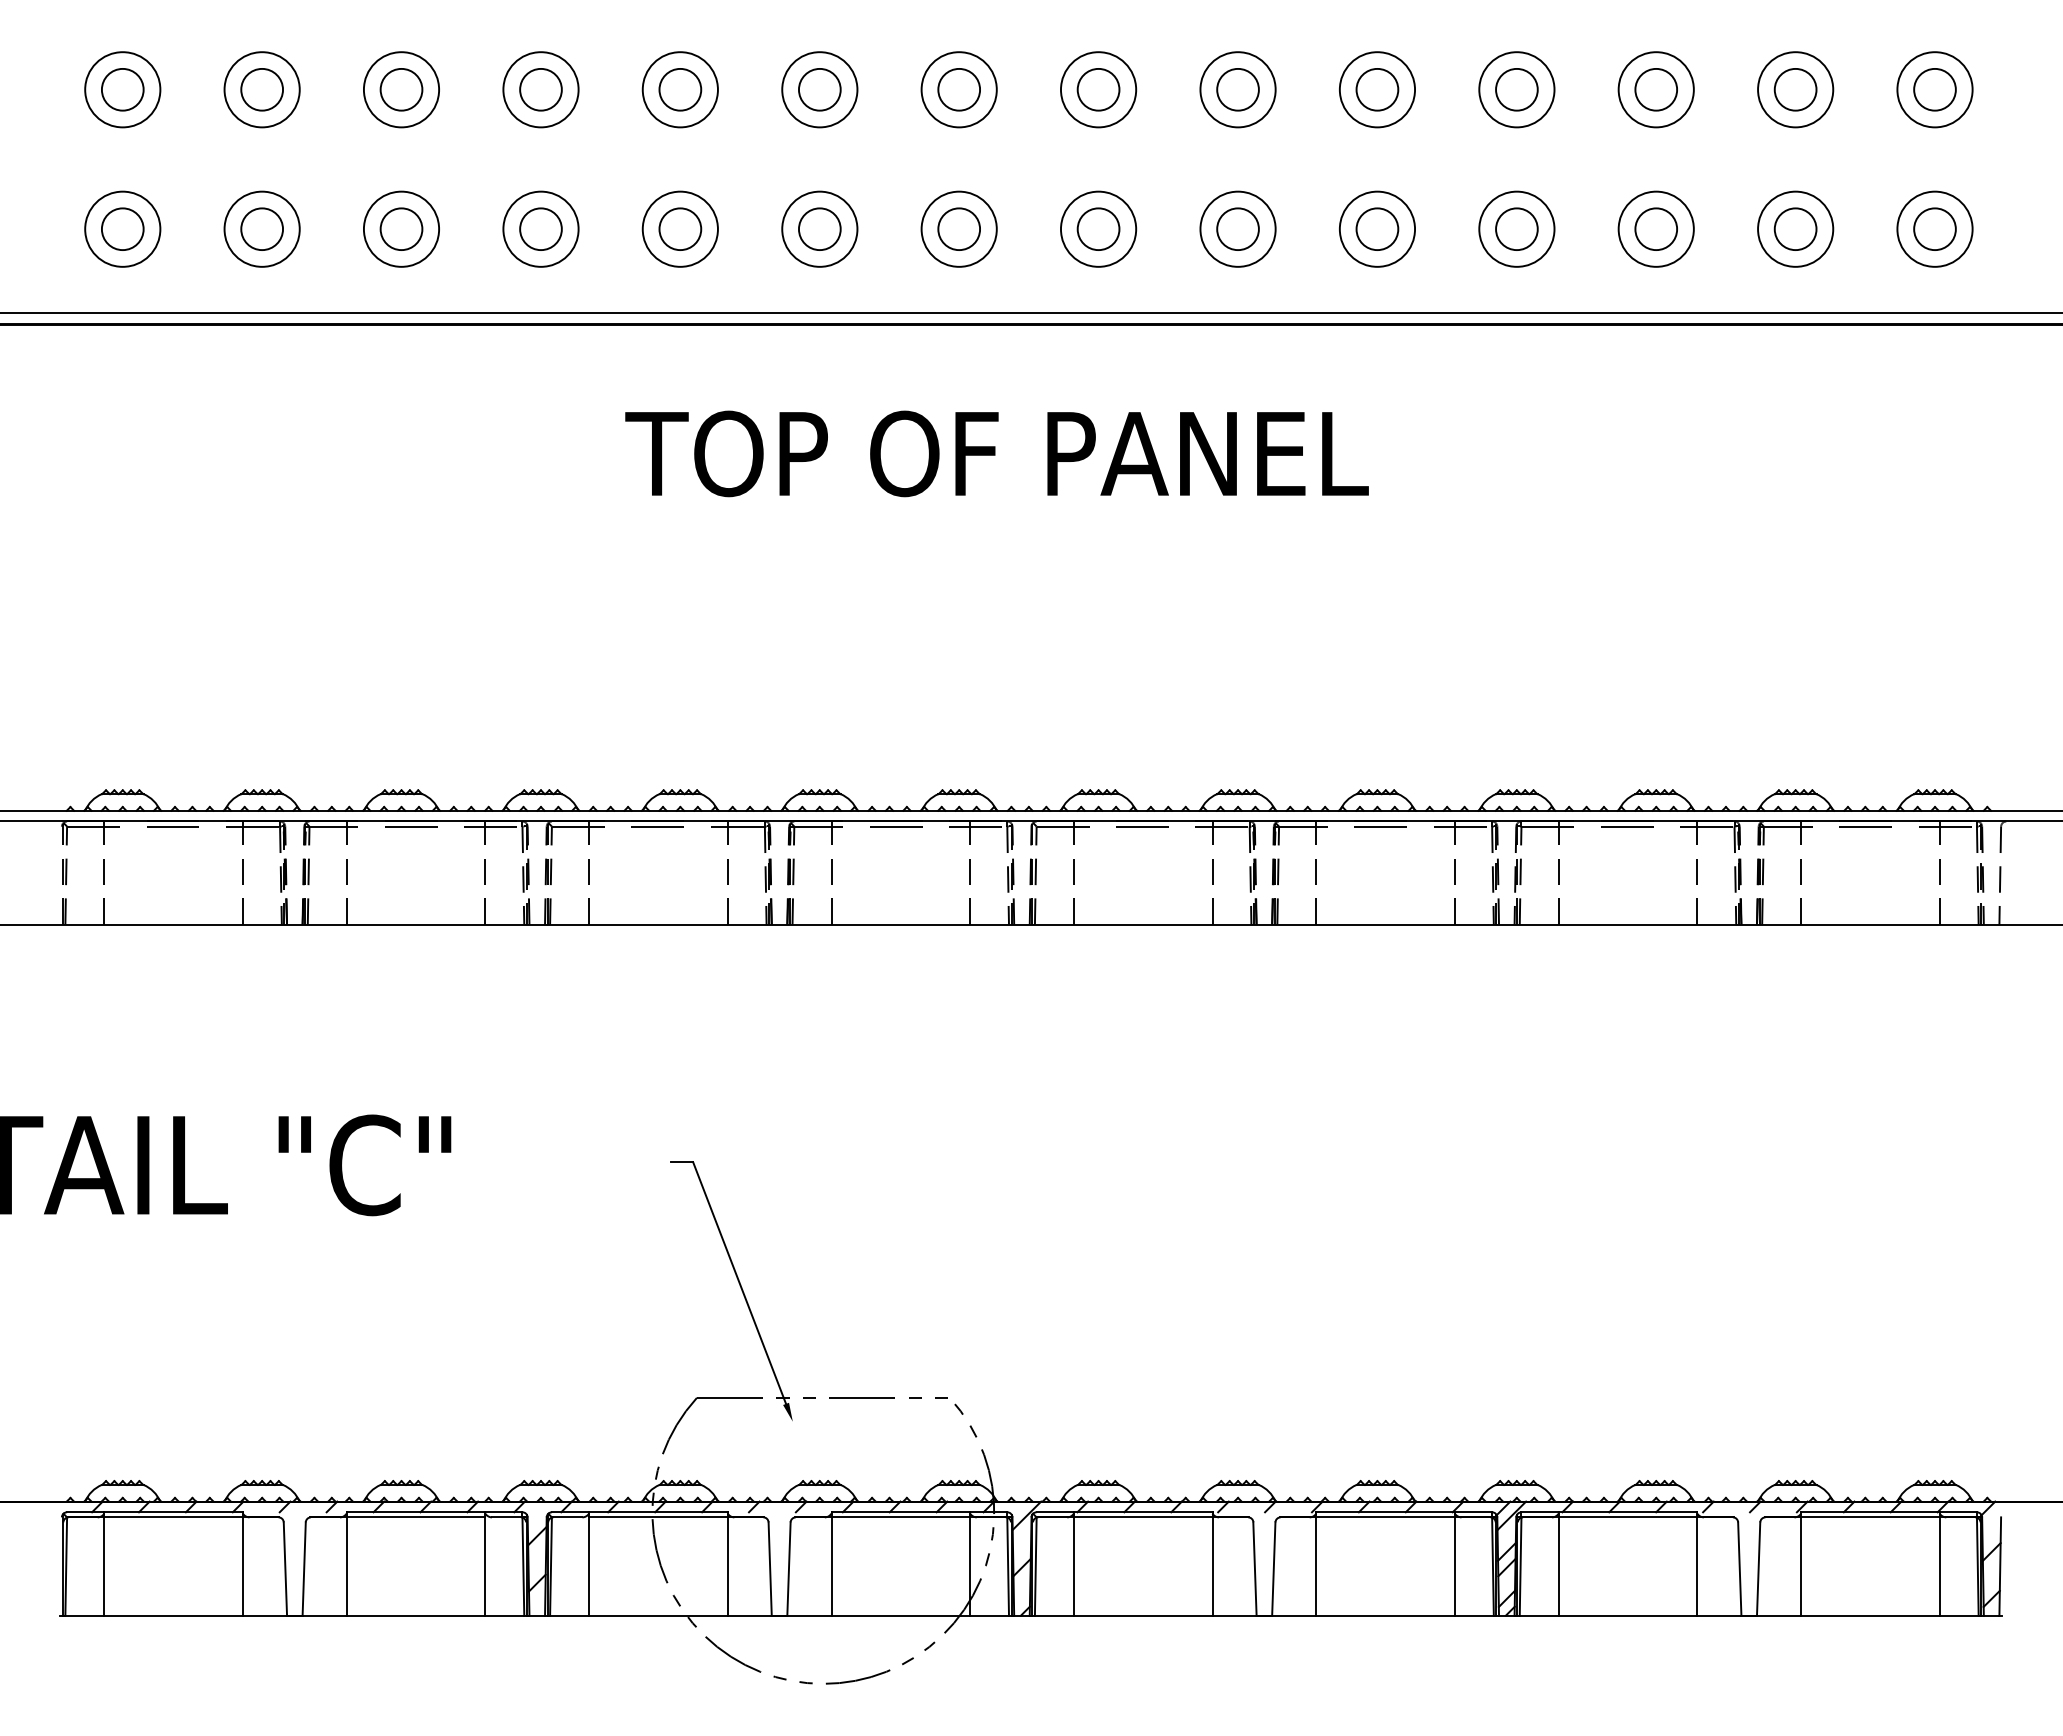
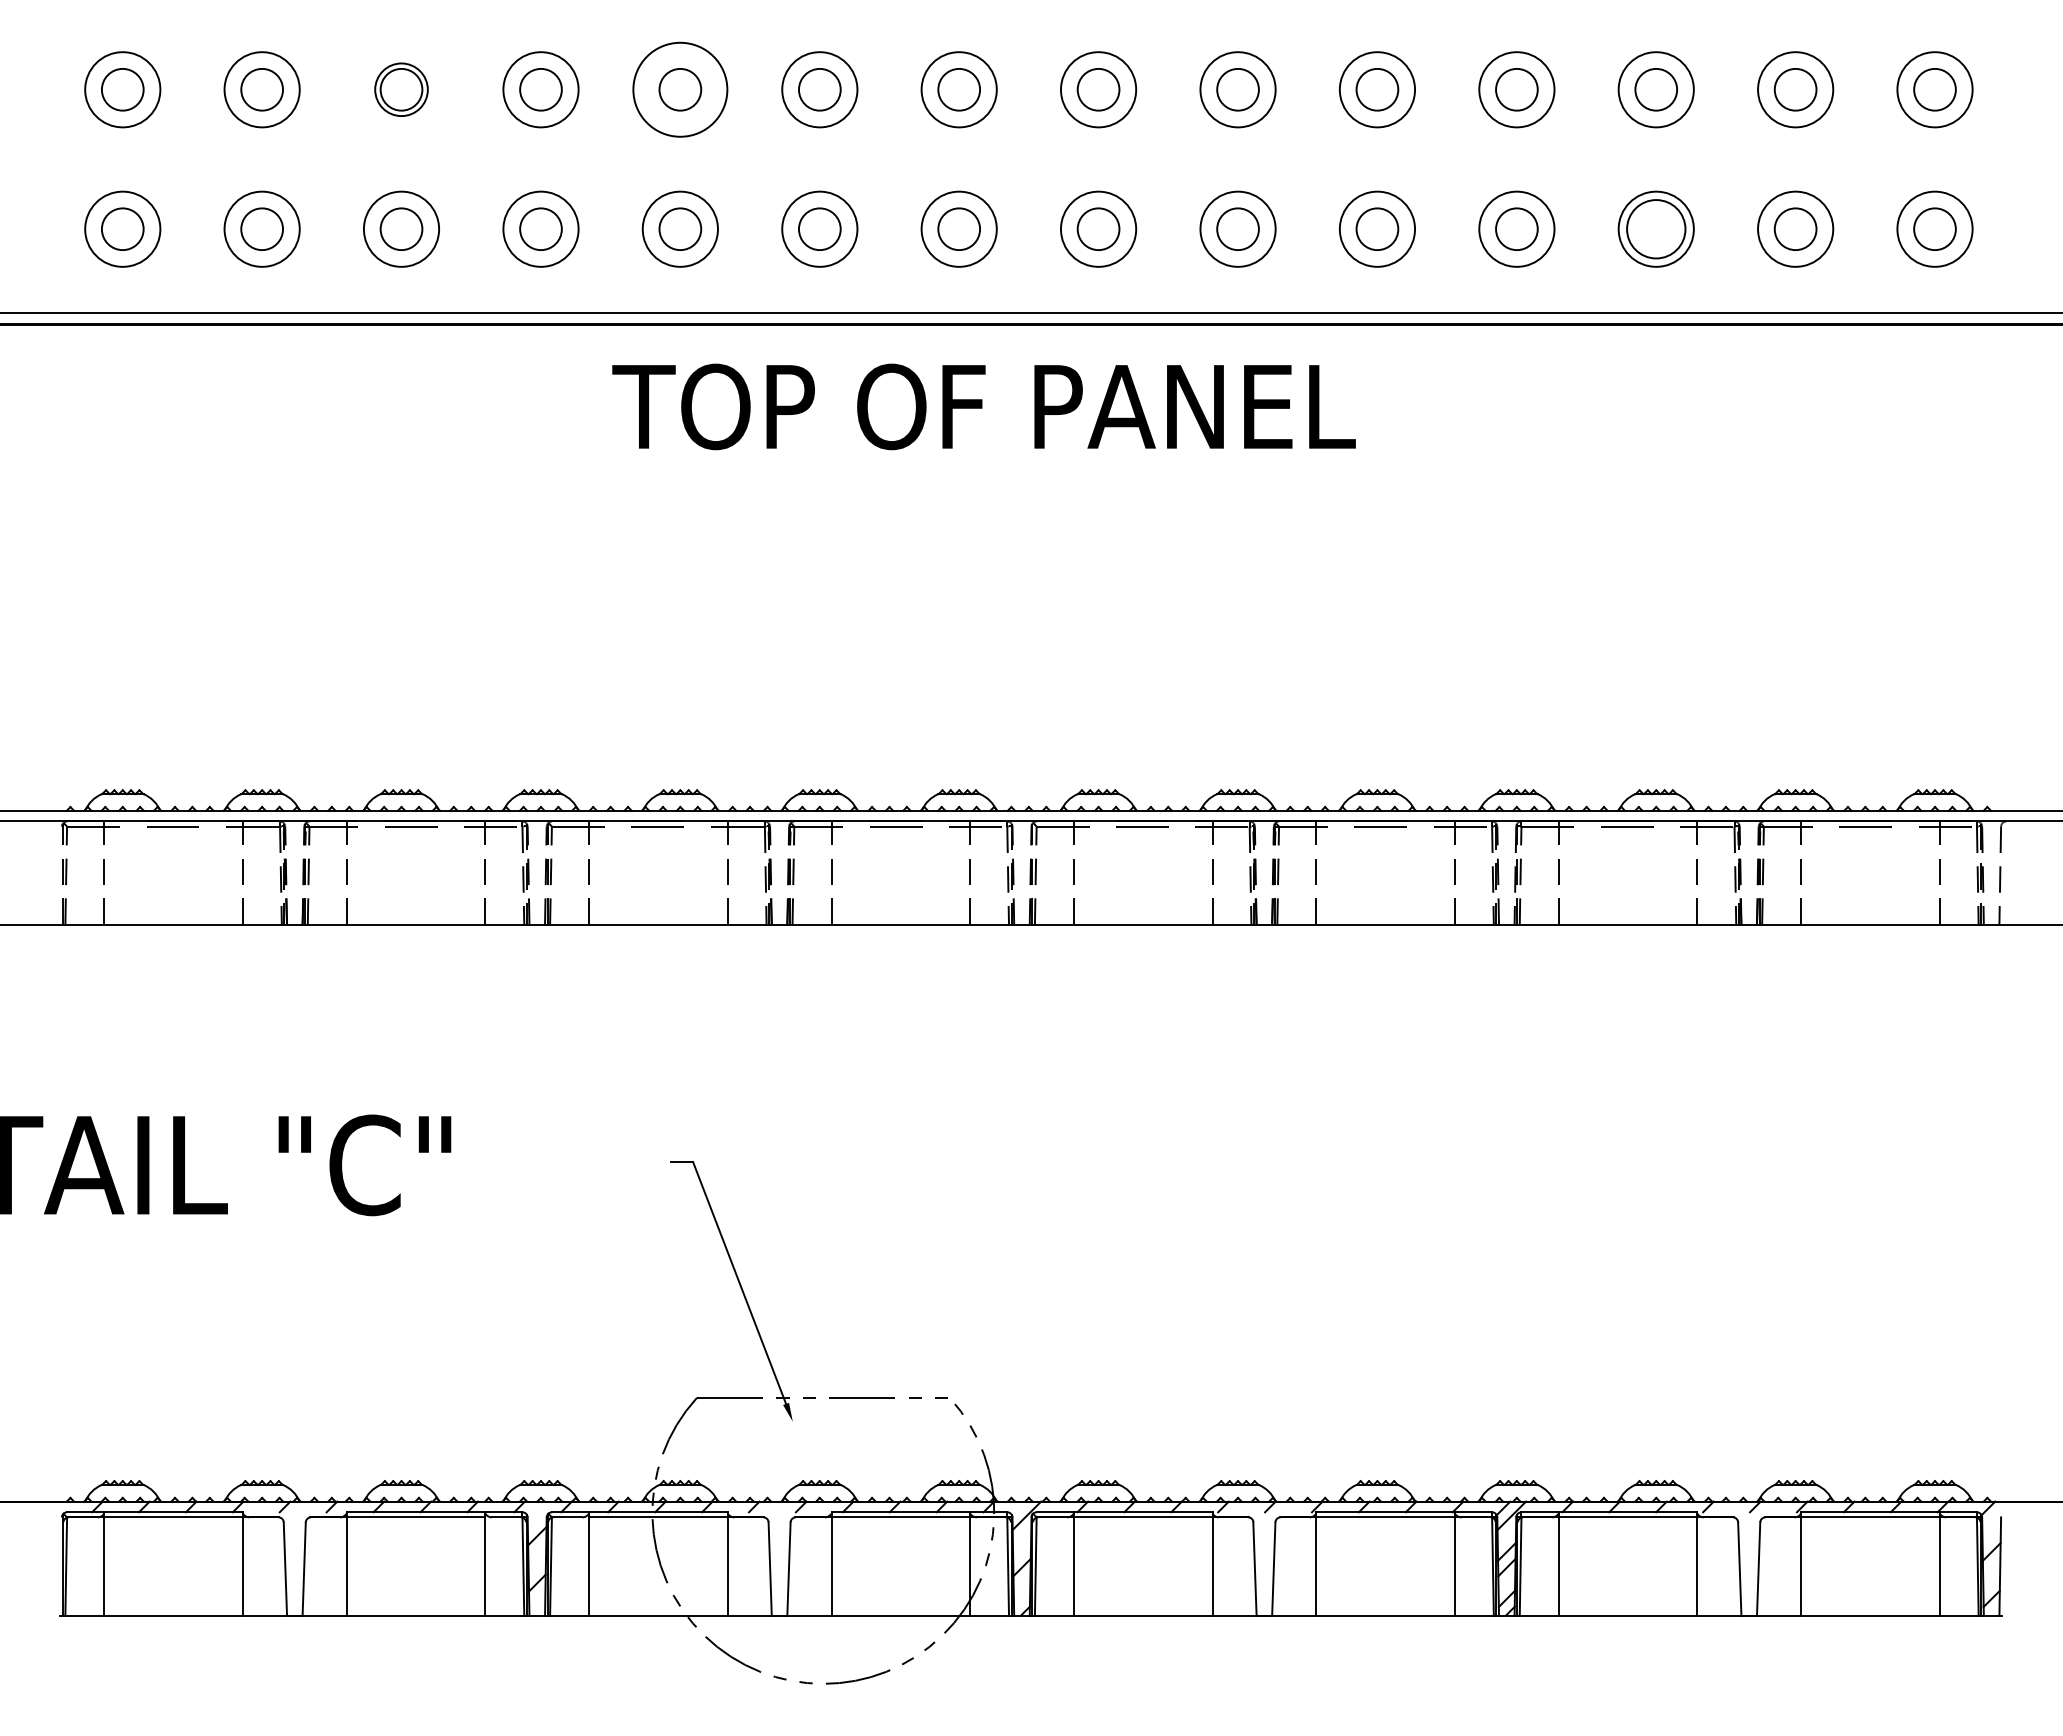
circle diameter: 75 px -> 53 px (401, 89)
circle diameter: 75 px -> 94 px (680, 89)
circle diameter: 42 px -> 58 px (1656, 229)
text position: (996, 453) -> (983, 406) (983, 406)
